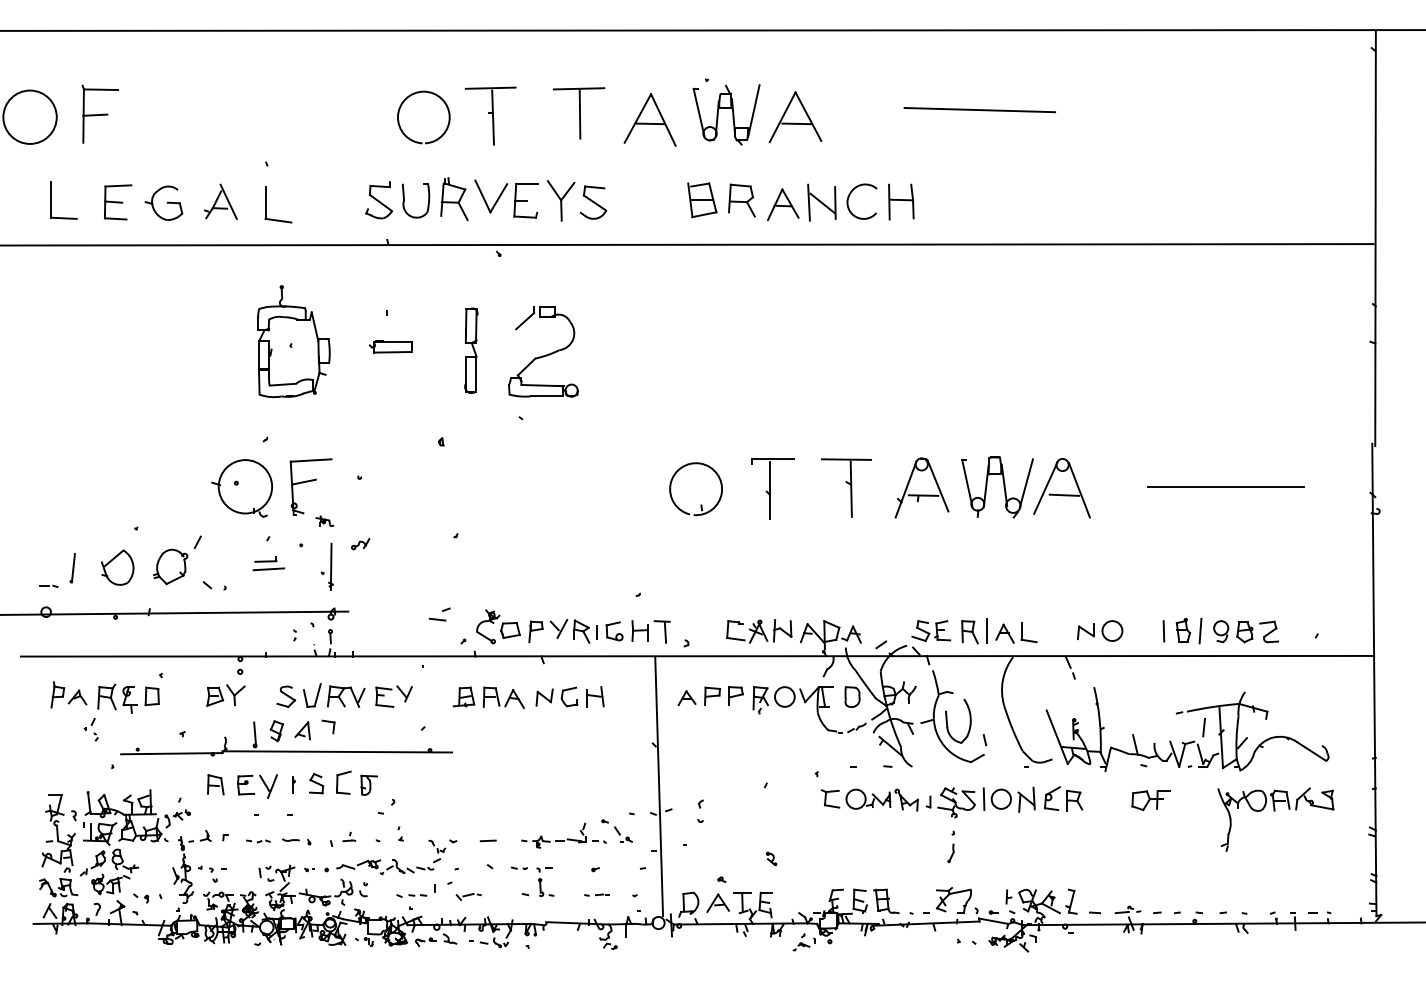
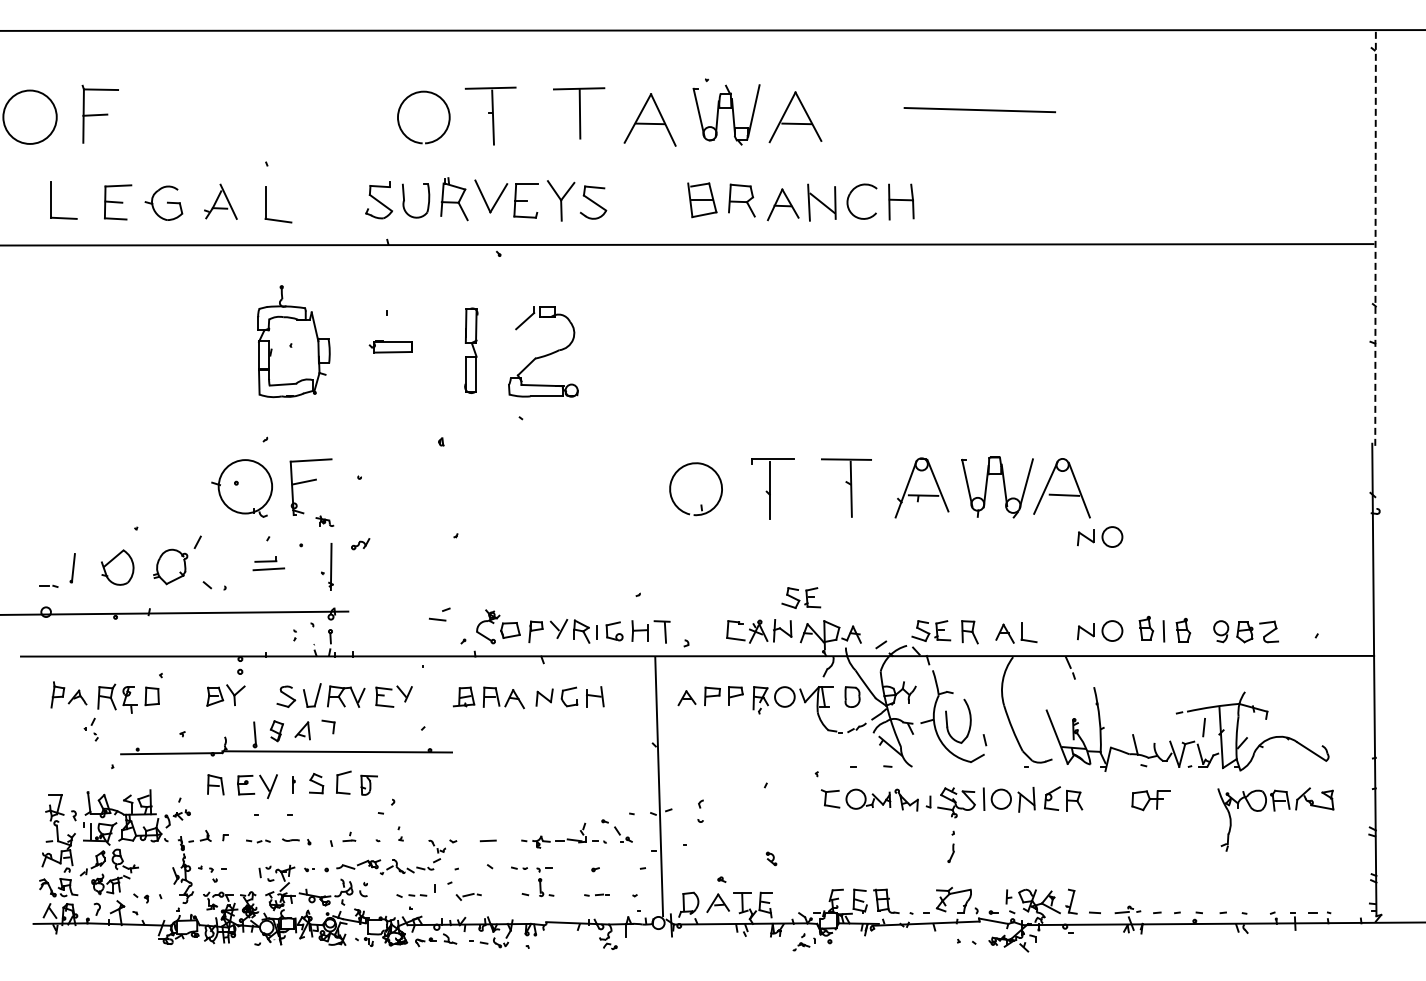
line: solid -> dashed (1375, 239)
line: present -> none (1225, 487)
part: none -> present (1100, 536)
part: none -> present (801, 597)
part: none -> present (1146, 627)
line: present -> none (986, 630)
line: present -> none (1200, 630)
